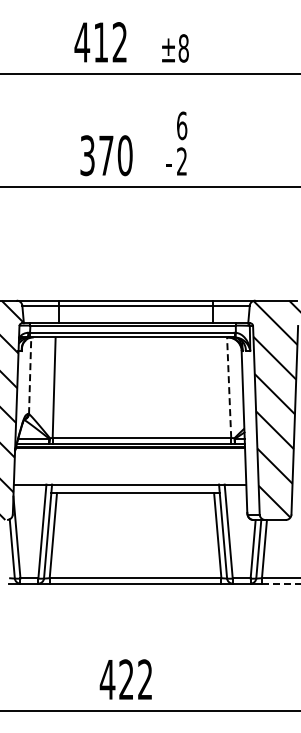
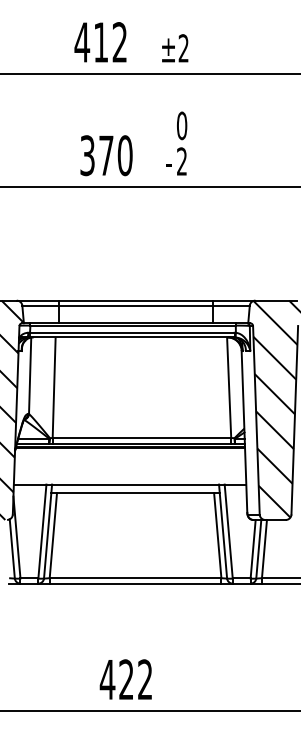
text: ±8 -> ±2 (183, 48)
text: 6 -> 0 (182, 125)
line: dashed -> solid (30, 374)
line: dashed -> solid (229, 387)
line: dashed -> solid (280, 583)
